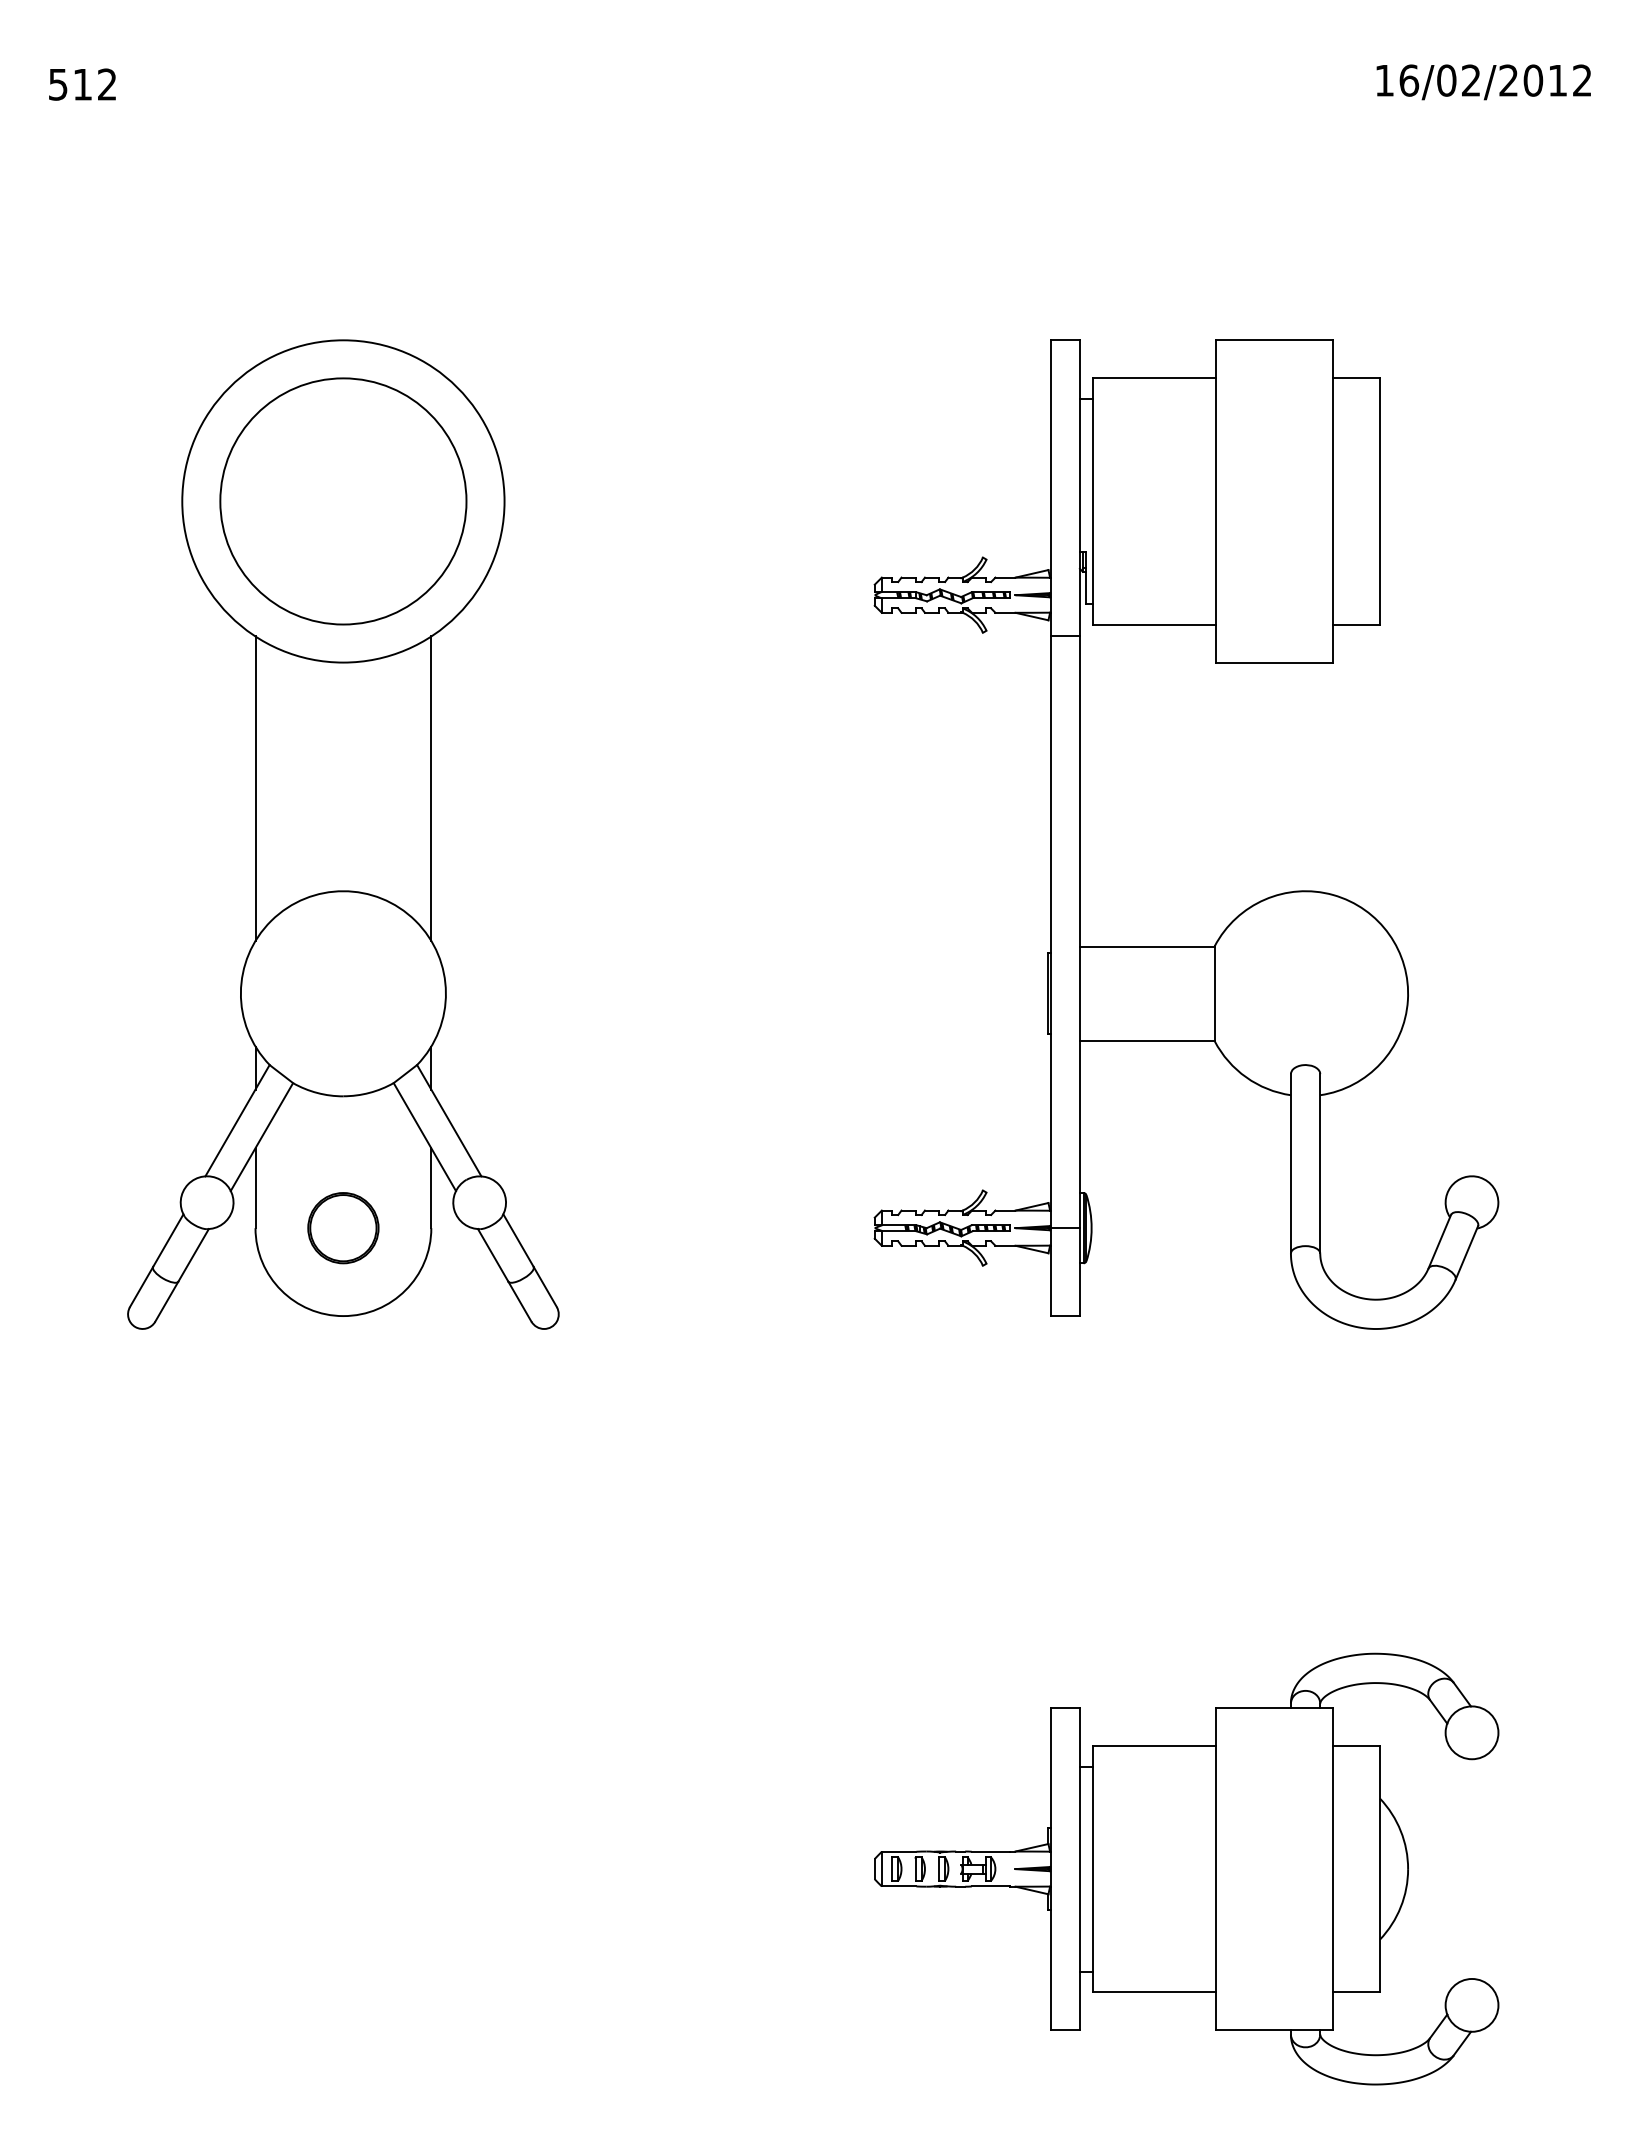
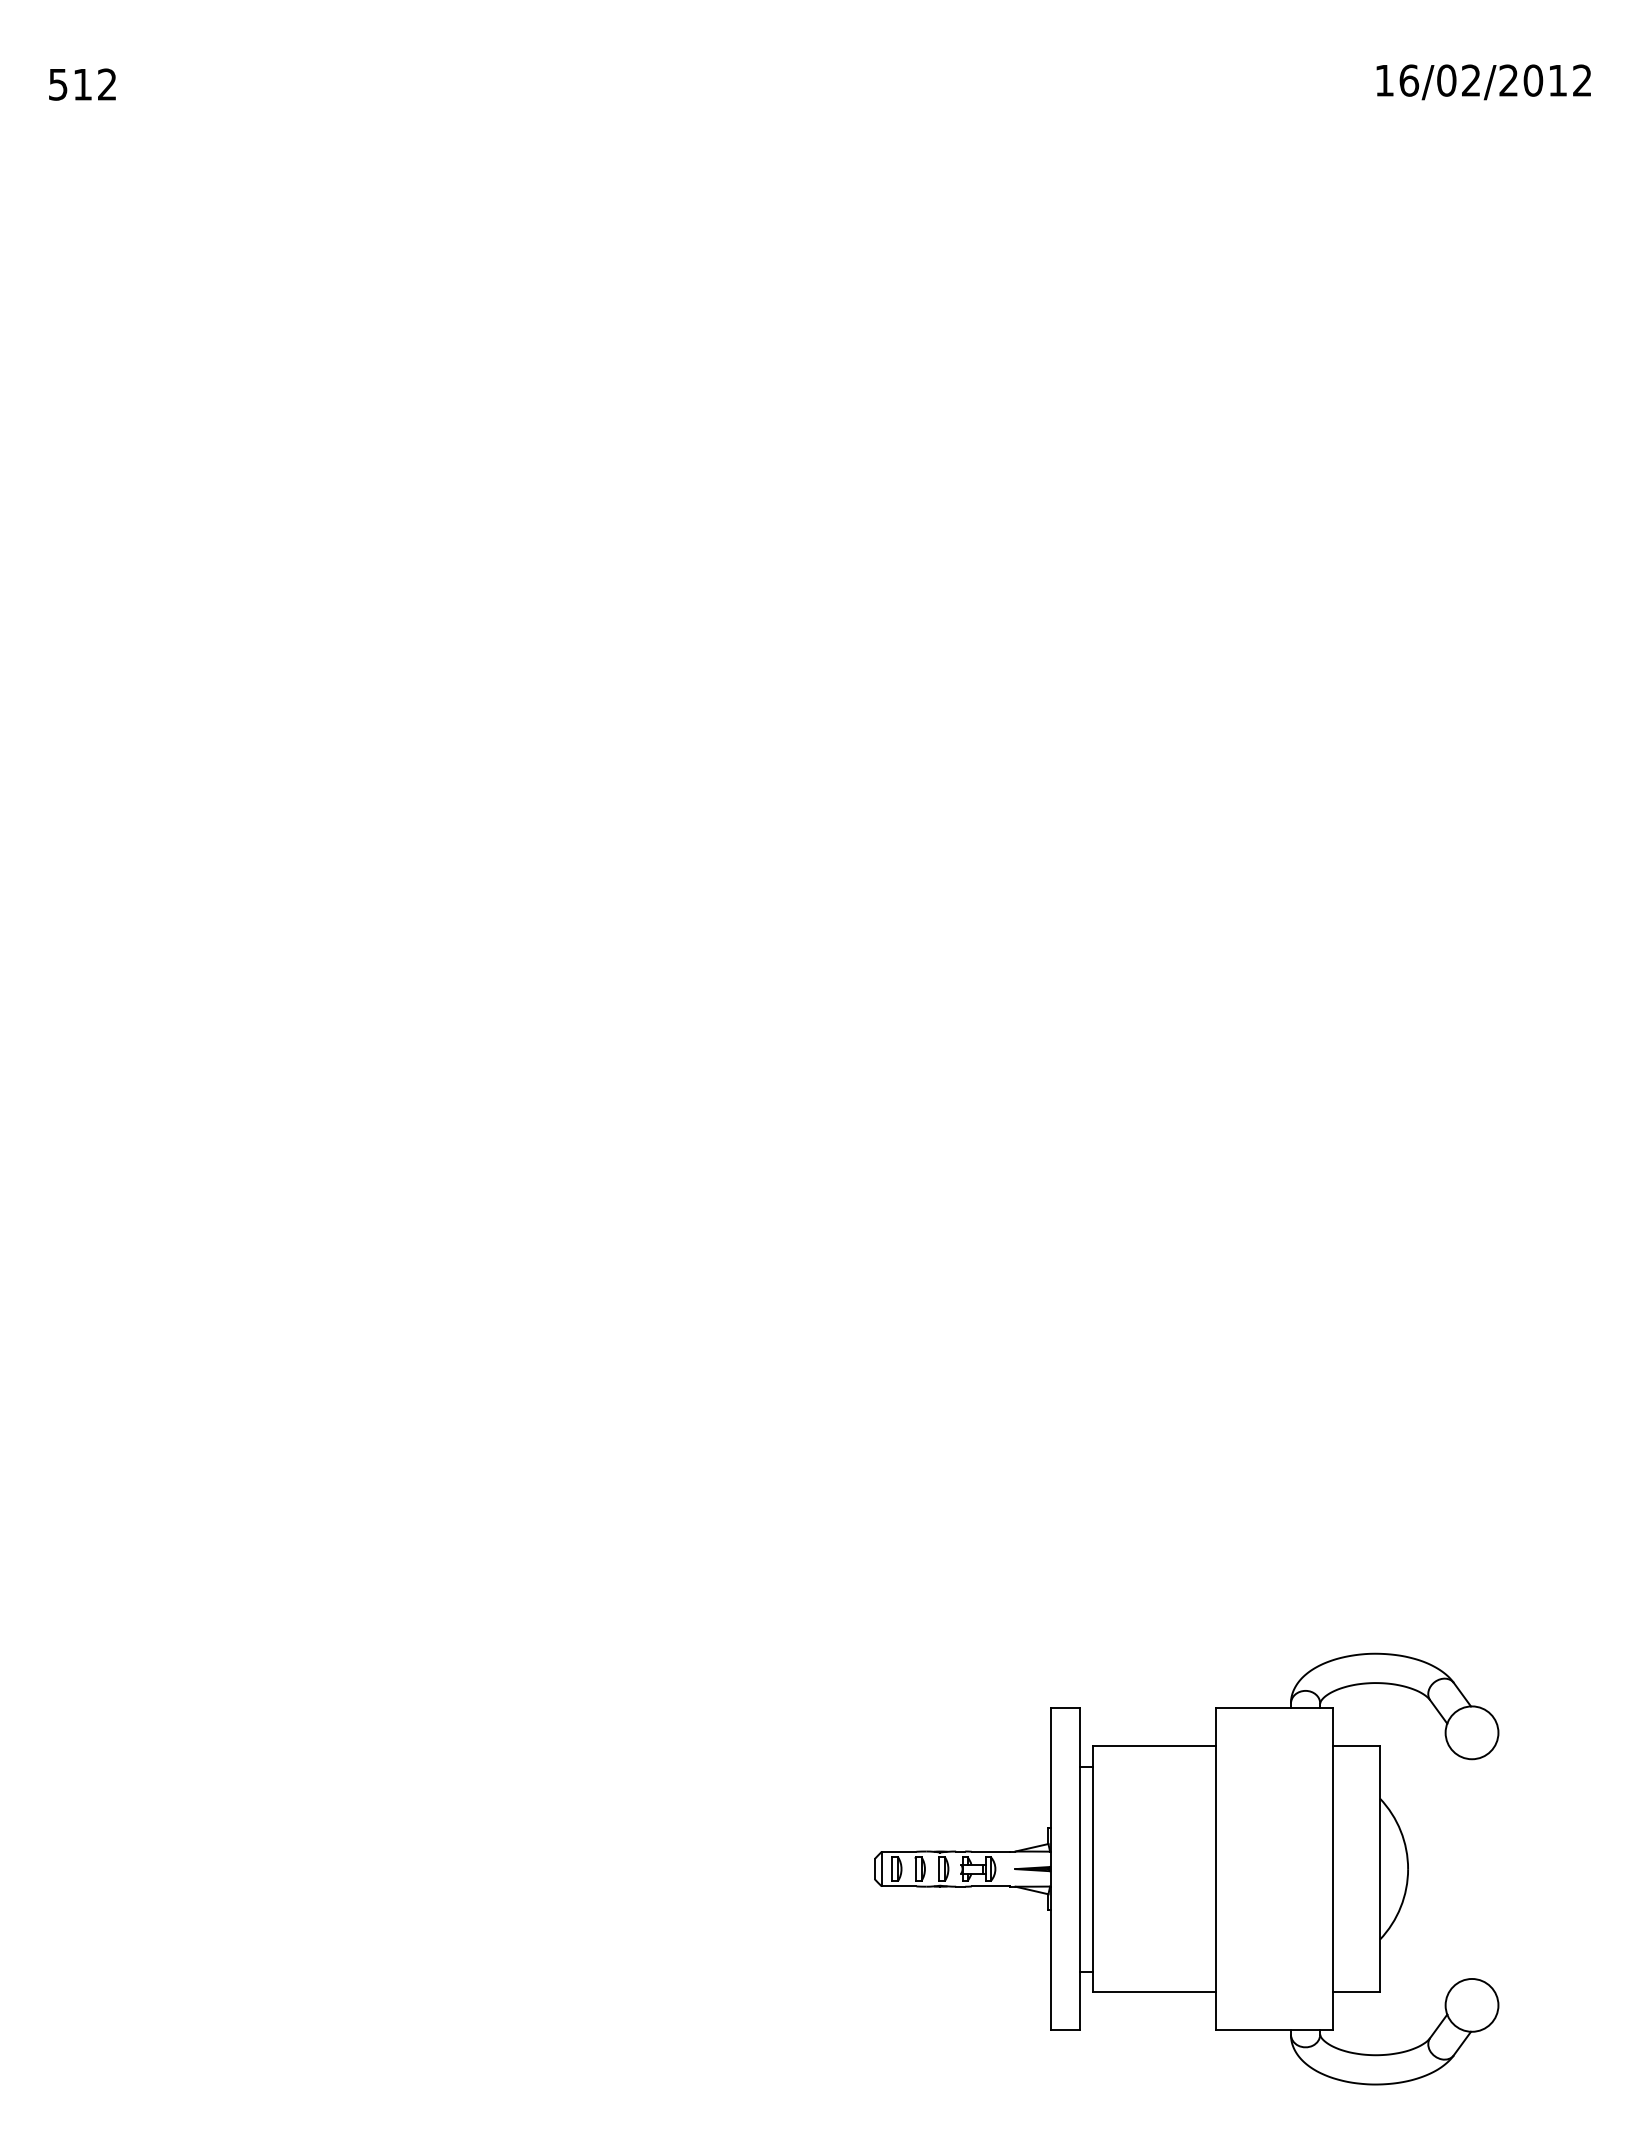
part: present -> none (343, 834)
part: present -> none (1242, 911)
